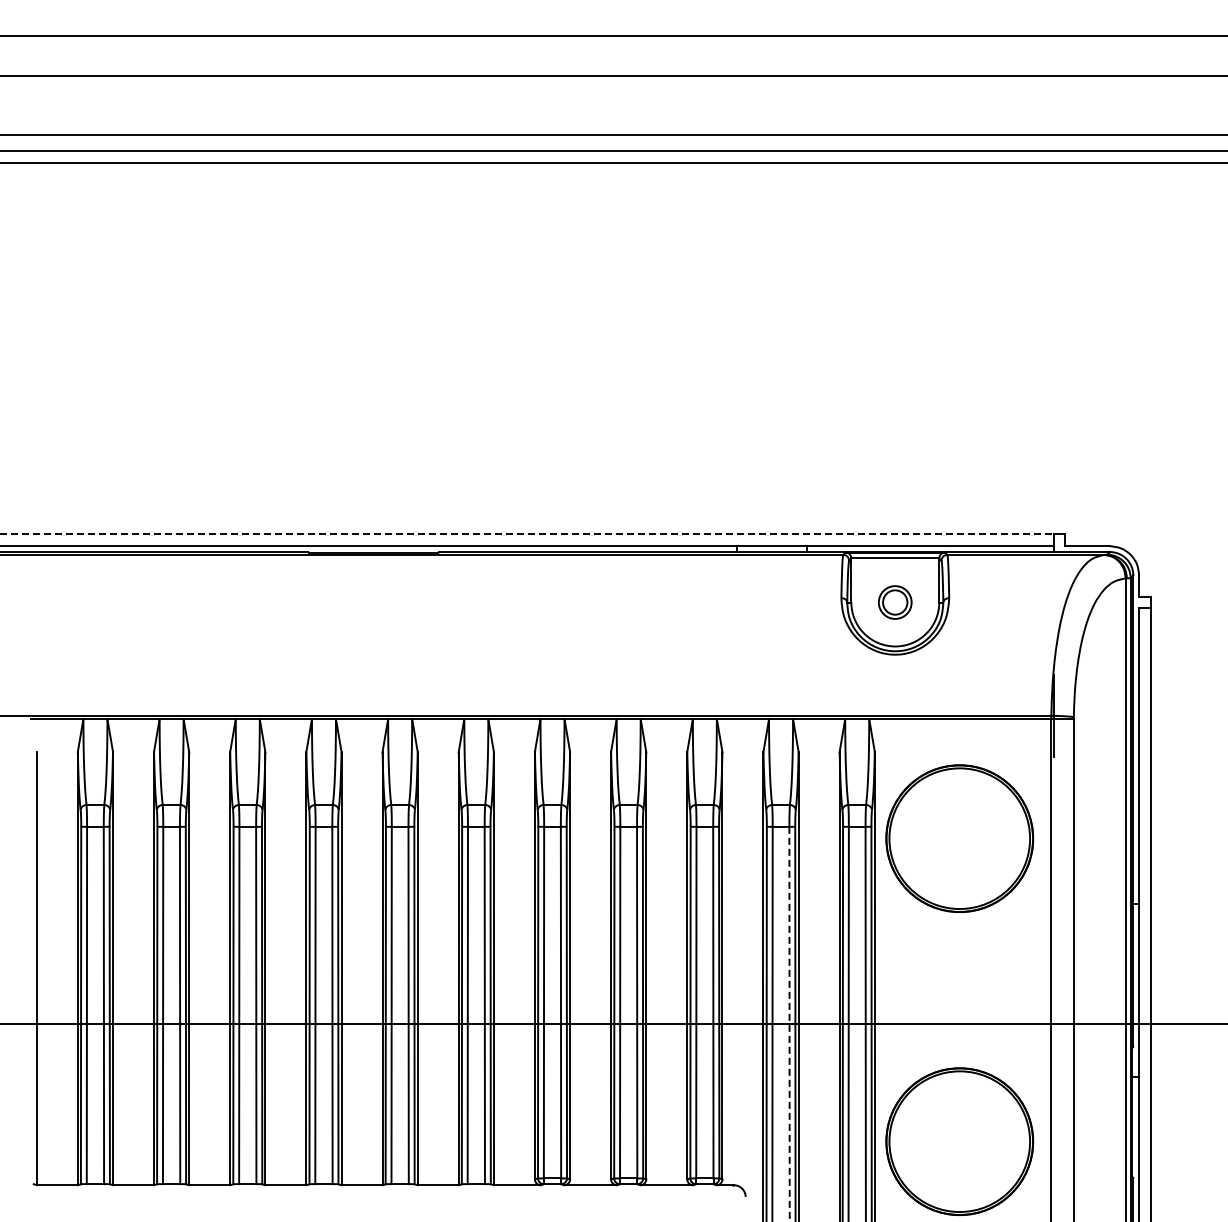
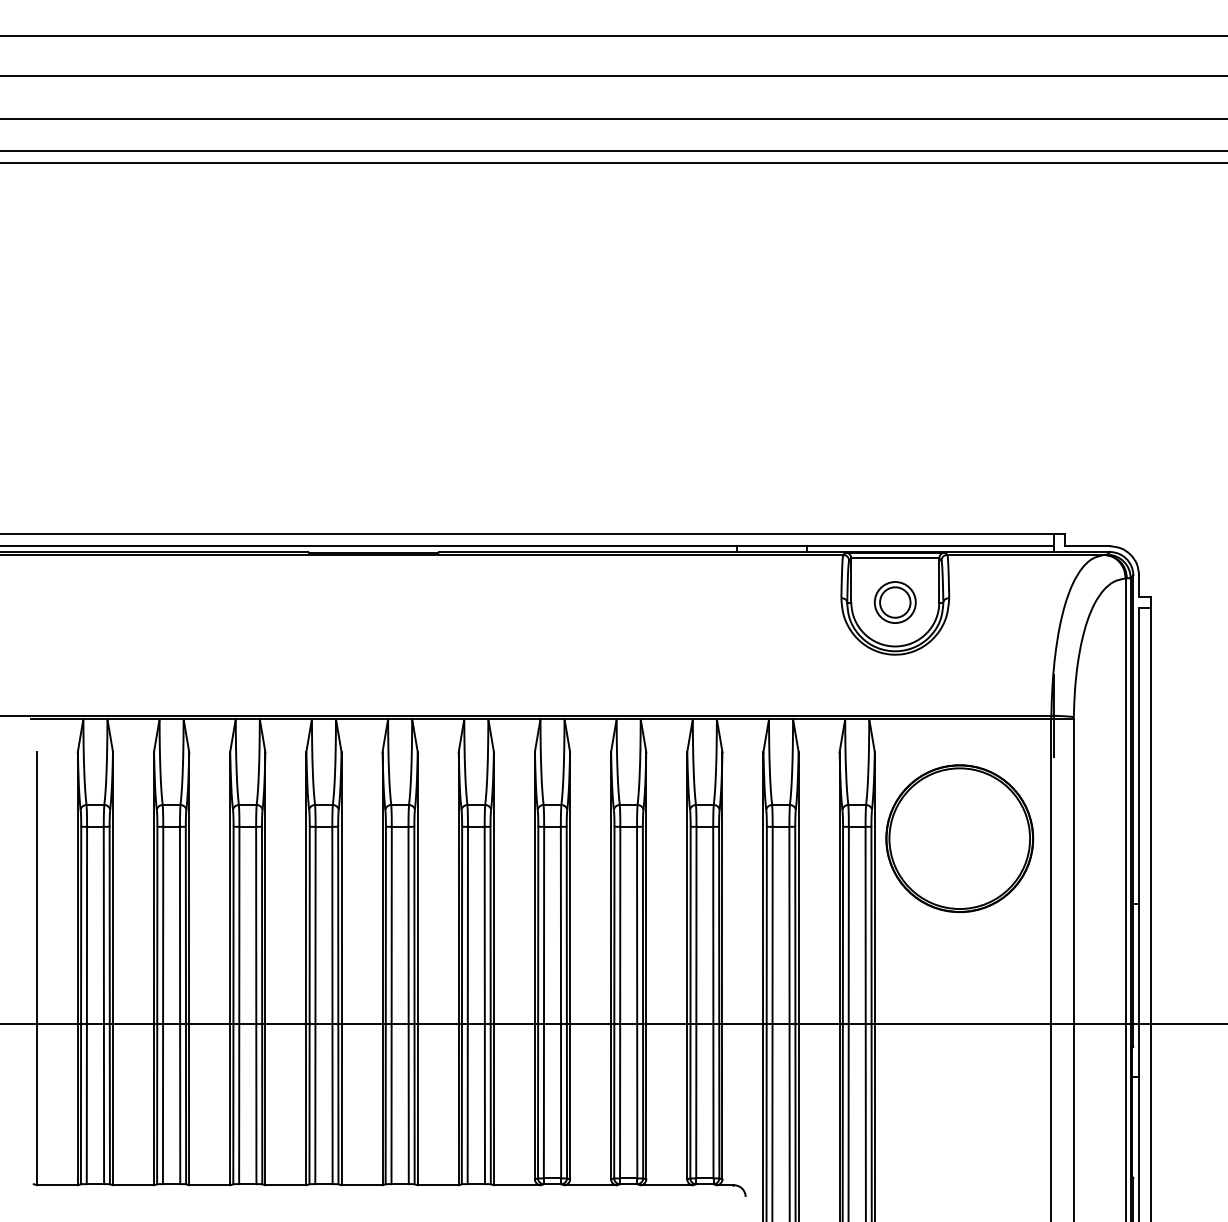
line position: (613, 134) -> (613, 118) (613, 118)
line: dashed -> solid (527, 534)
part size: 35x35 px -> 44x43 px (894, 602)
line: dashed -> solid (789, 1024)
part: present -> none (959, 1141)
